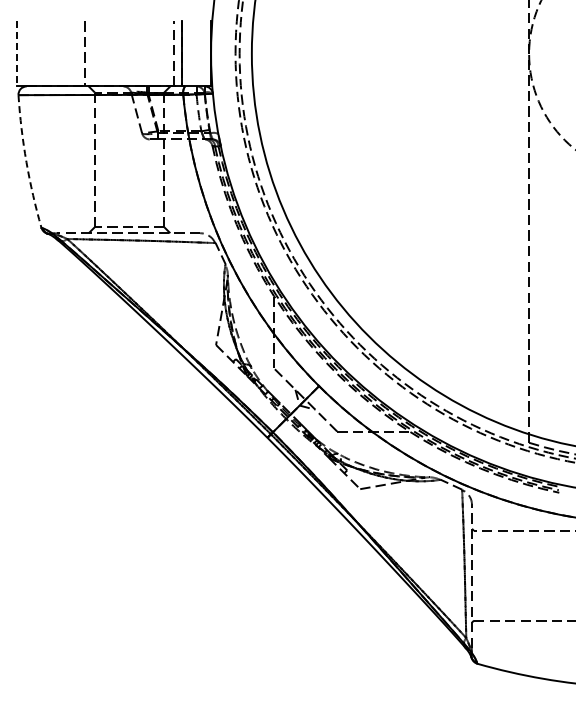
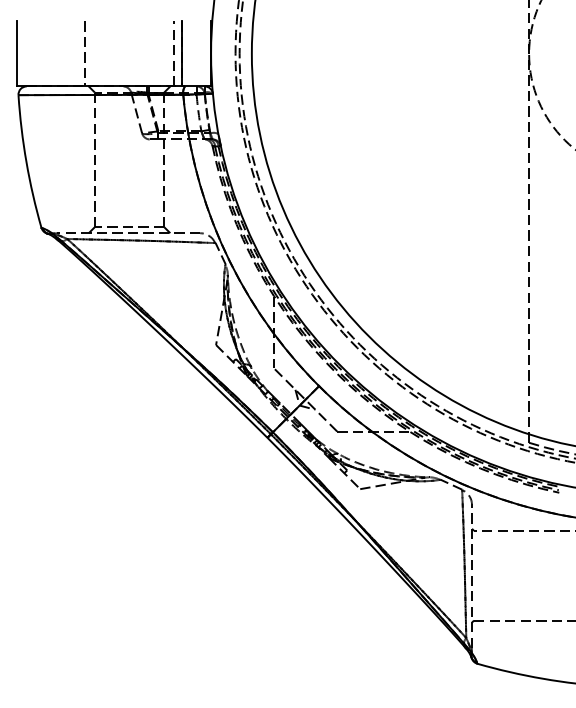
line: dashed -> solid (17, 53)
arc: dashed -> solid (26, 162)
